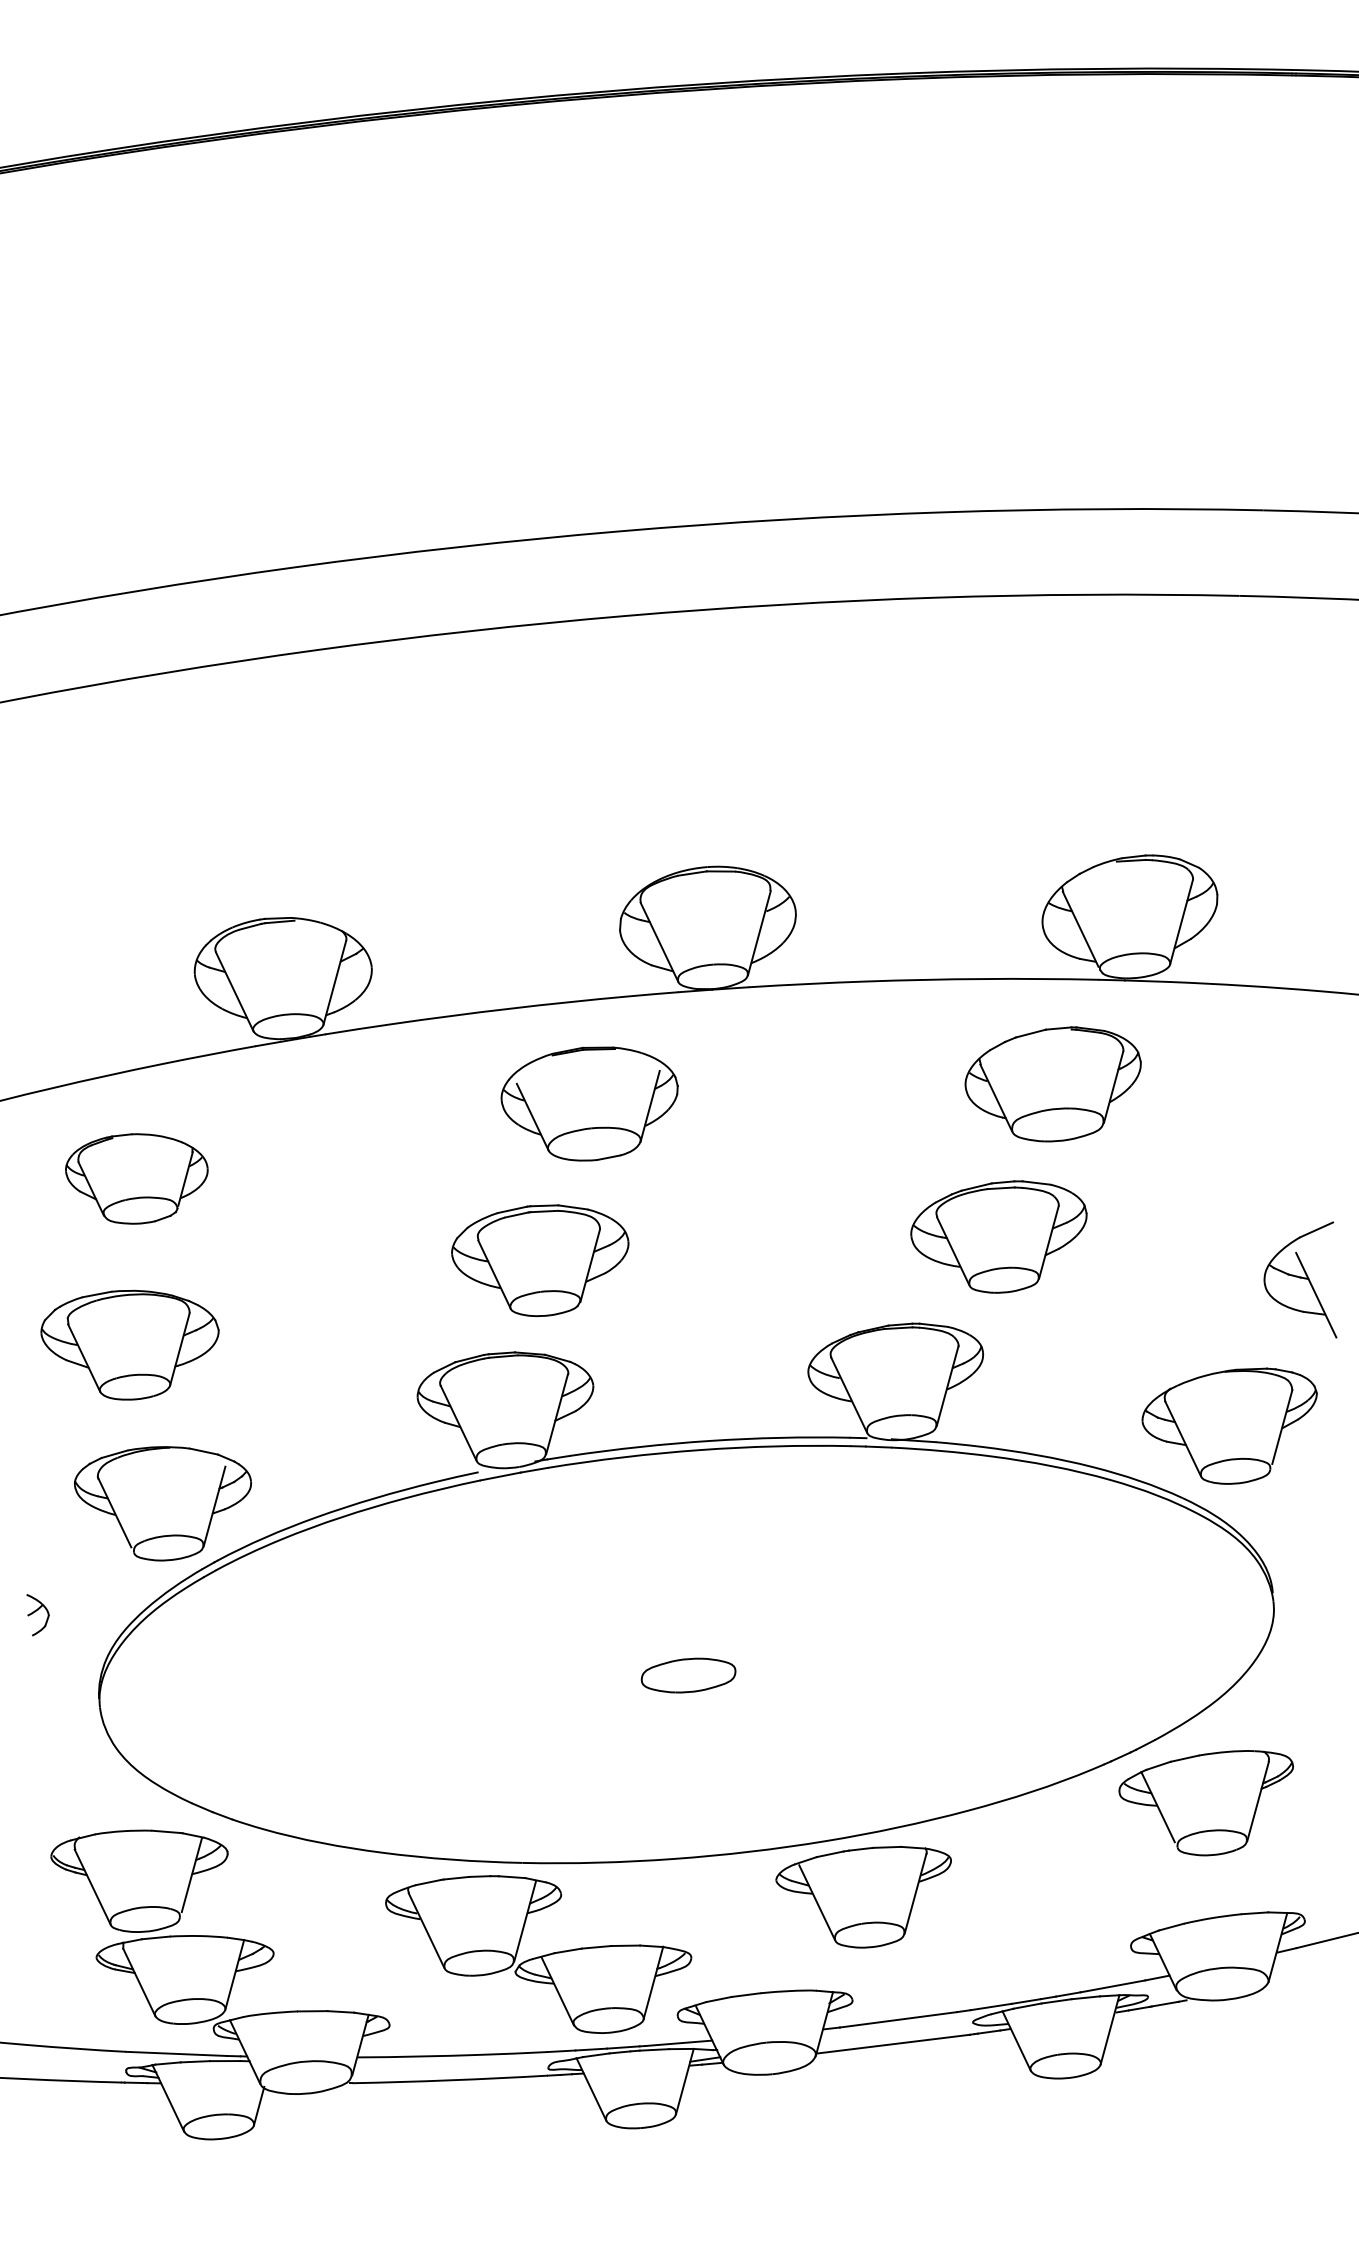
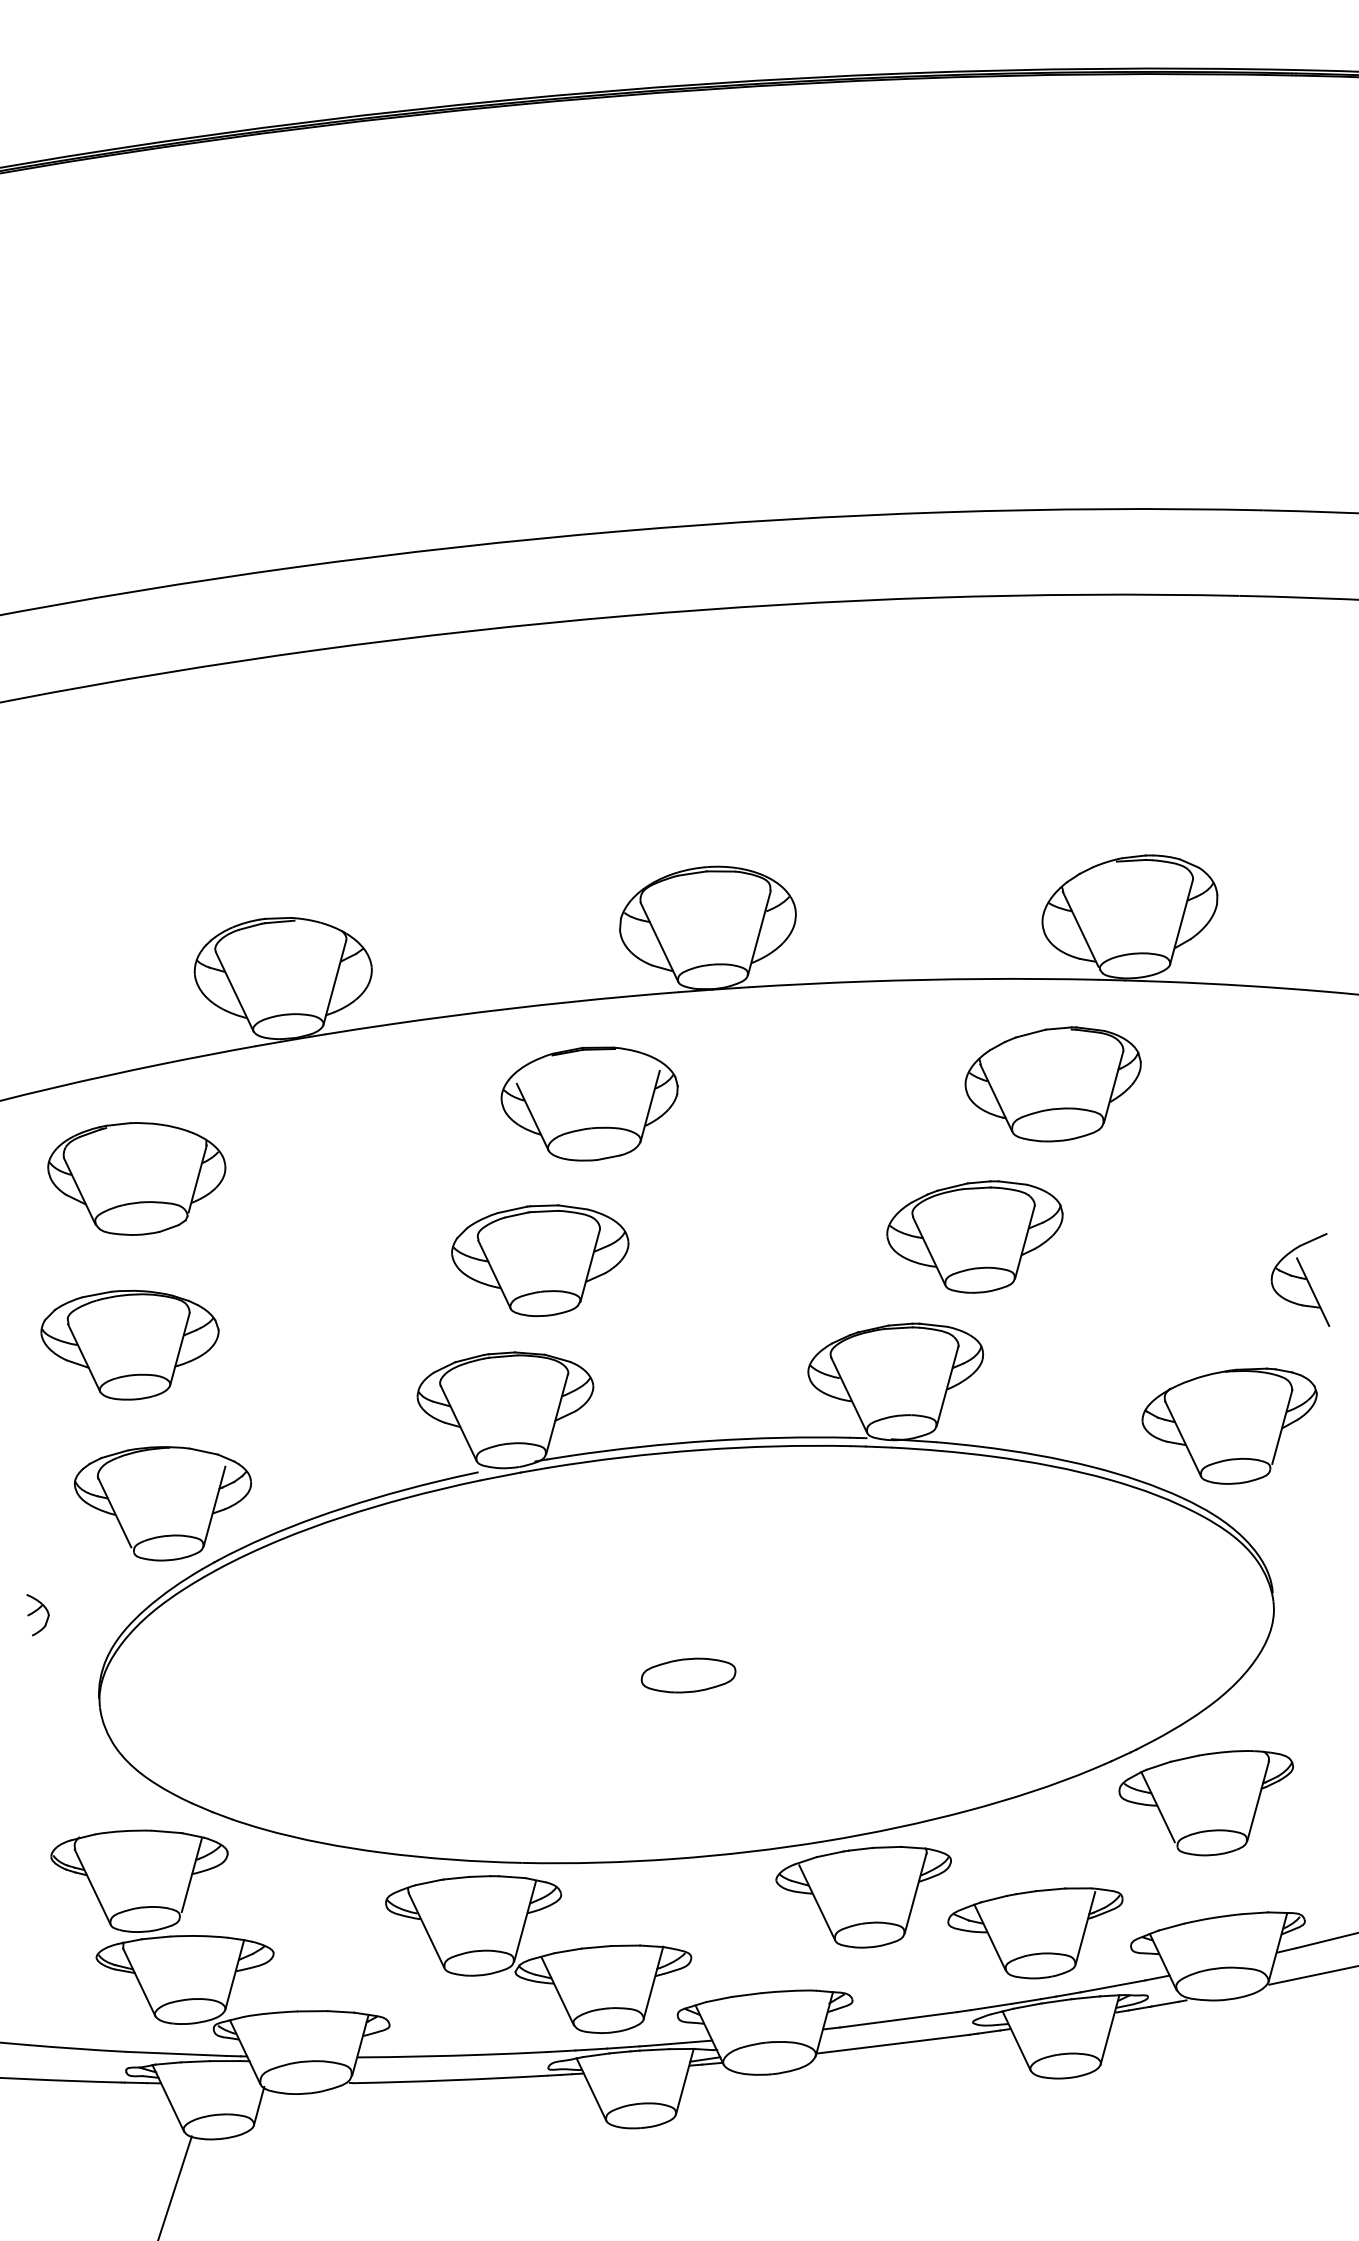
part size: 144x92 px -> 180x114 px (136, 1178)
part position: (998, 1236) -> (974, 1236) (974, 1236)
part size: 75x118 px -> 61x94 px (1300, 1279)
part: none -> present (1035, 1933)
line: none -> present (1312, 1975)
line: none -> present (175, 2186)
